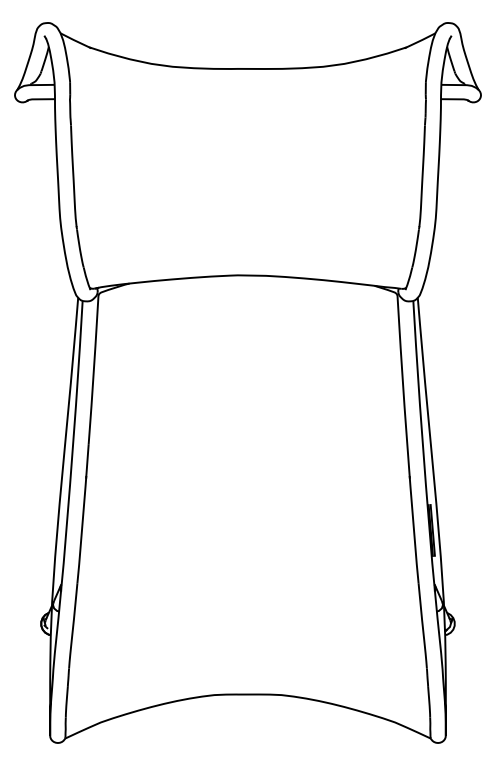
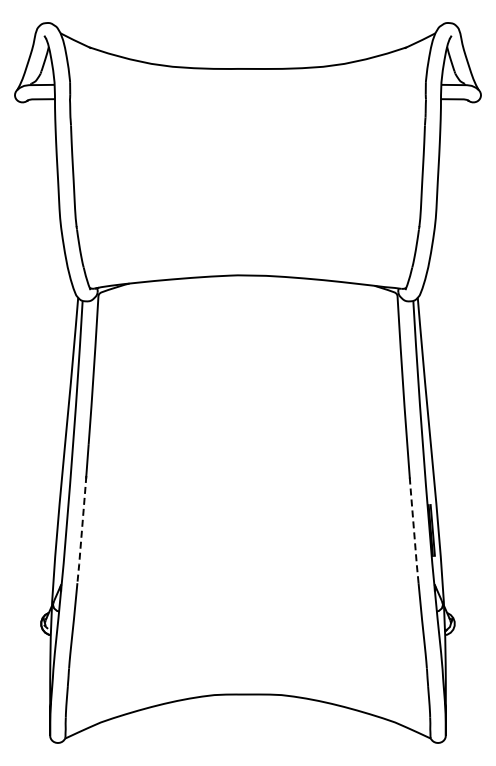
line: solid -> dashed (413, 528)
line: solid -> dashed (82, 529)
